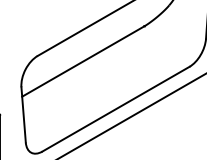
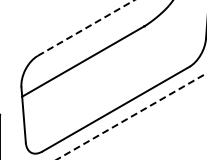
line: solid -> dashed (86, 28)
line: solid -> dashed (130, 116)
